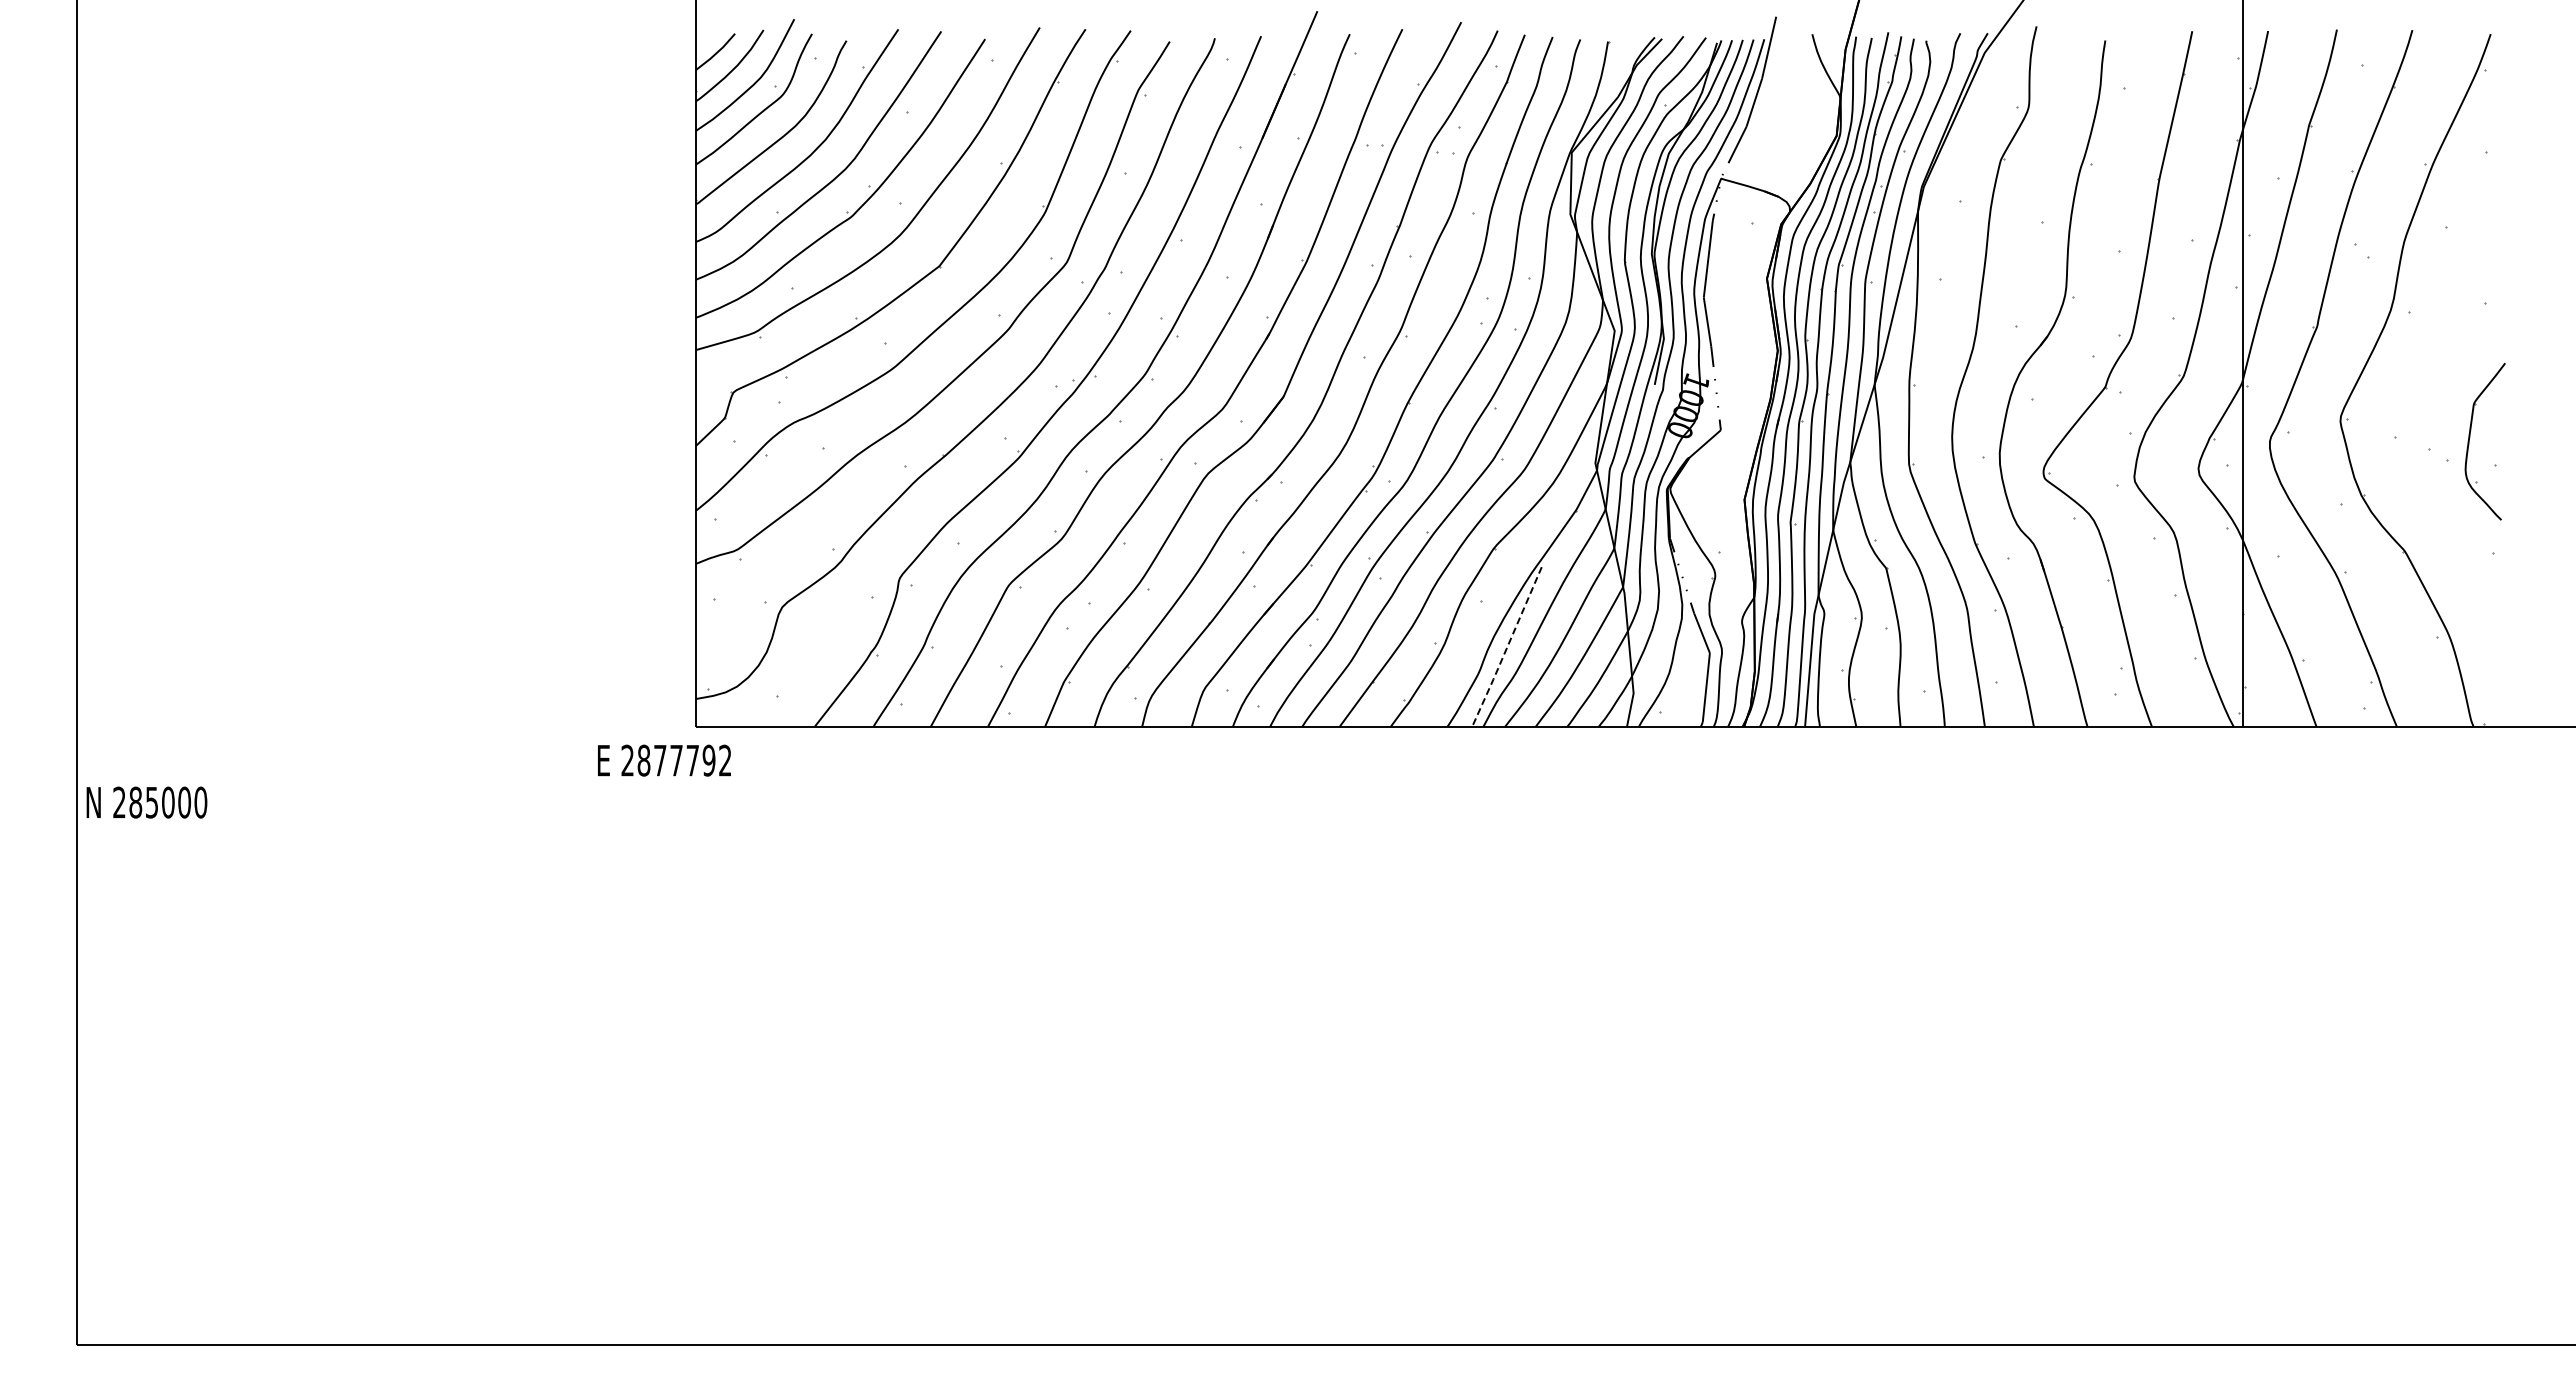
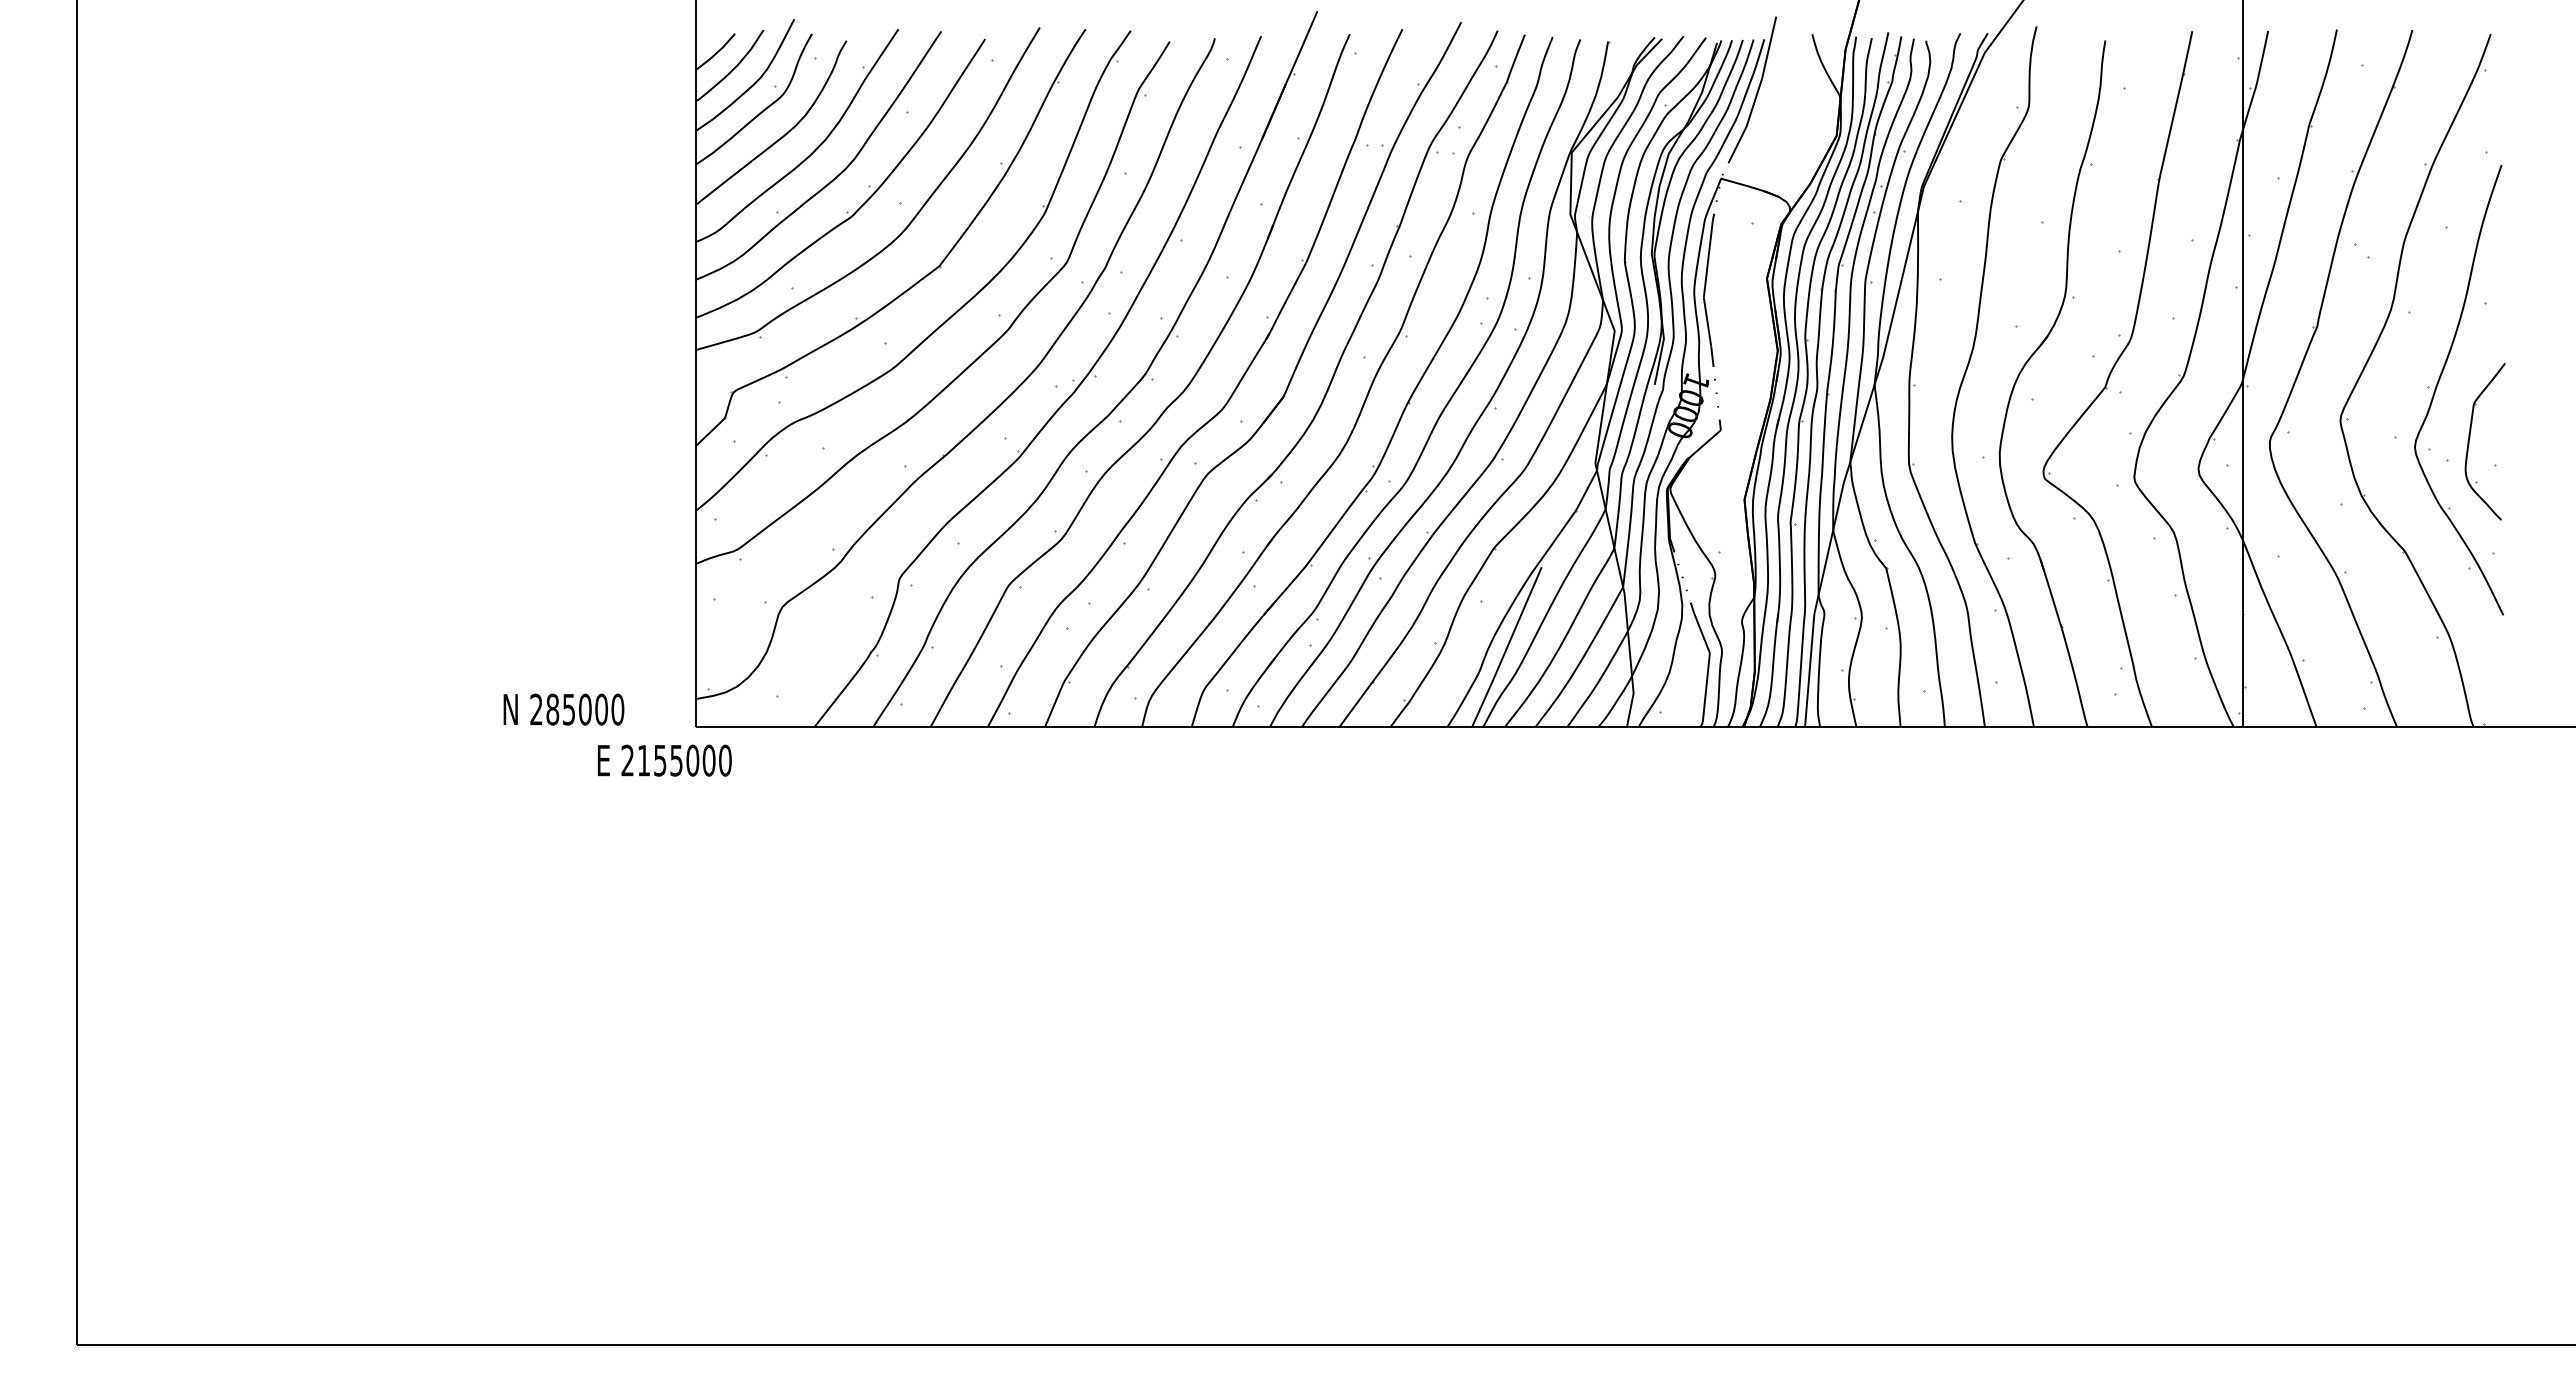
part: none -> present (2439, 382)
line: dashed -> solid (1507, 647)
text: 2877792 -> 2155000 (684, 760)
text position: (146, 802) -> (563, 709) (563, 709)
